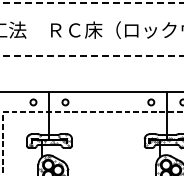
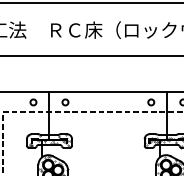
line: dashed -> solid (91, 2)
line: dashed -> solid (91, 55)
